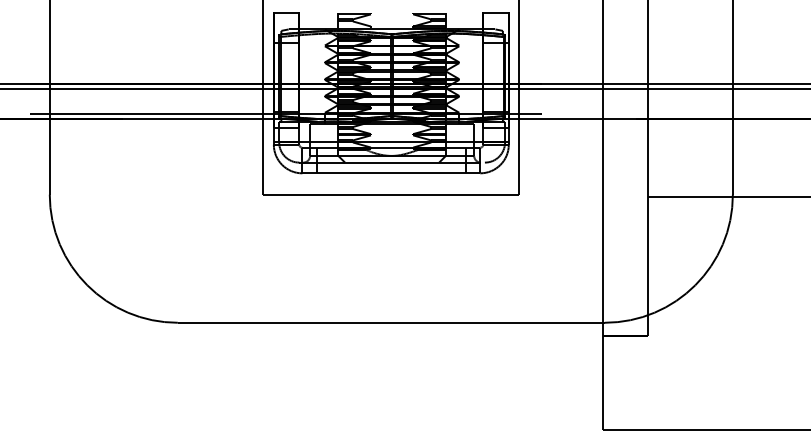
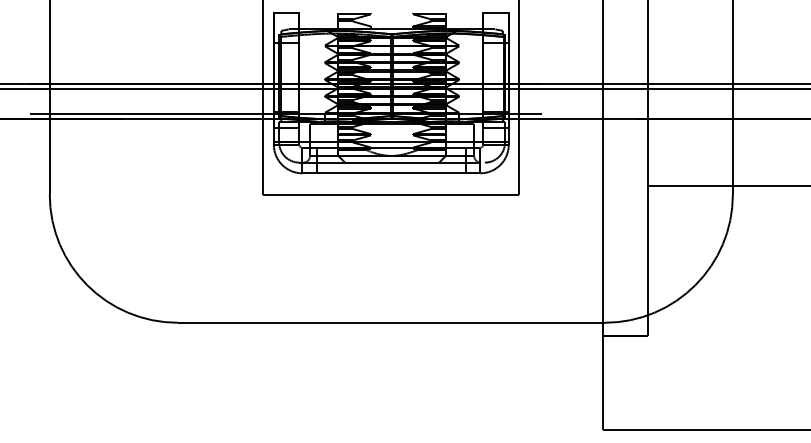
line position: (727, 197) -> (727, 186) (727, 186)
